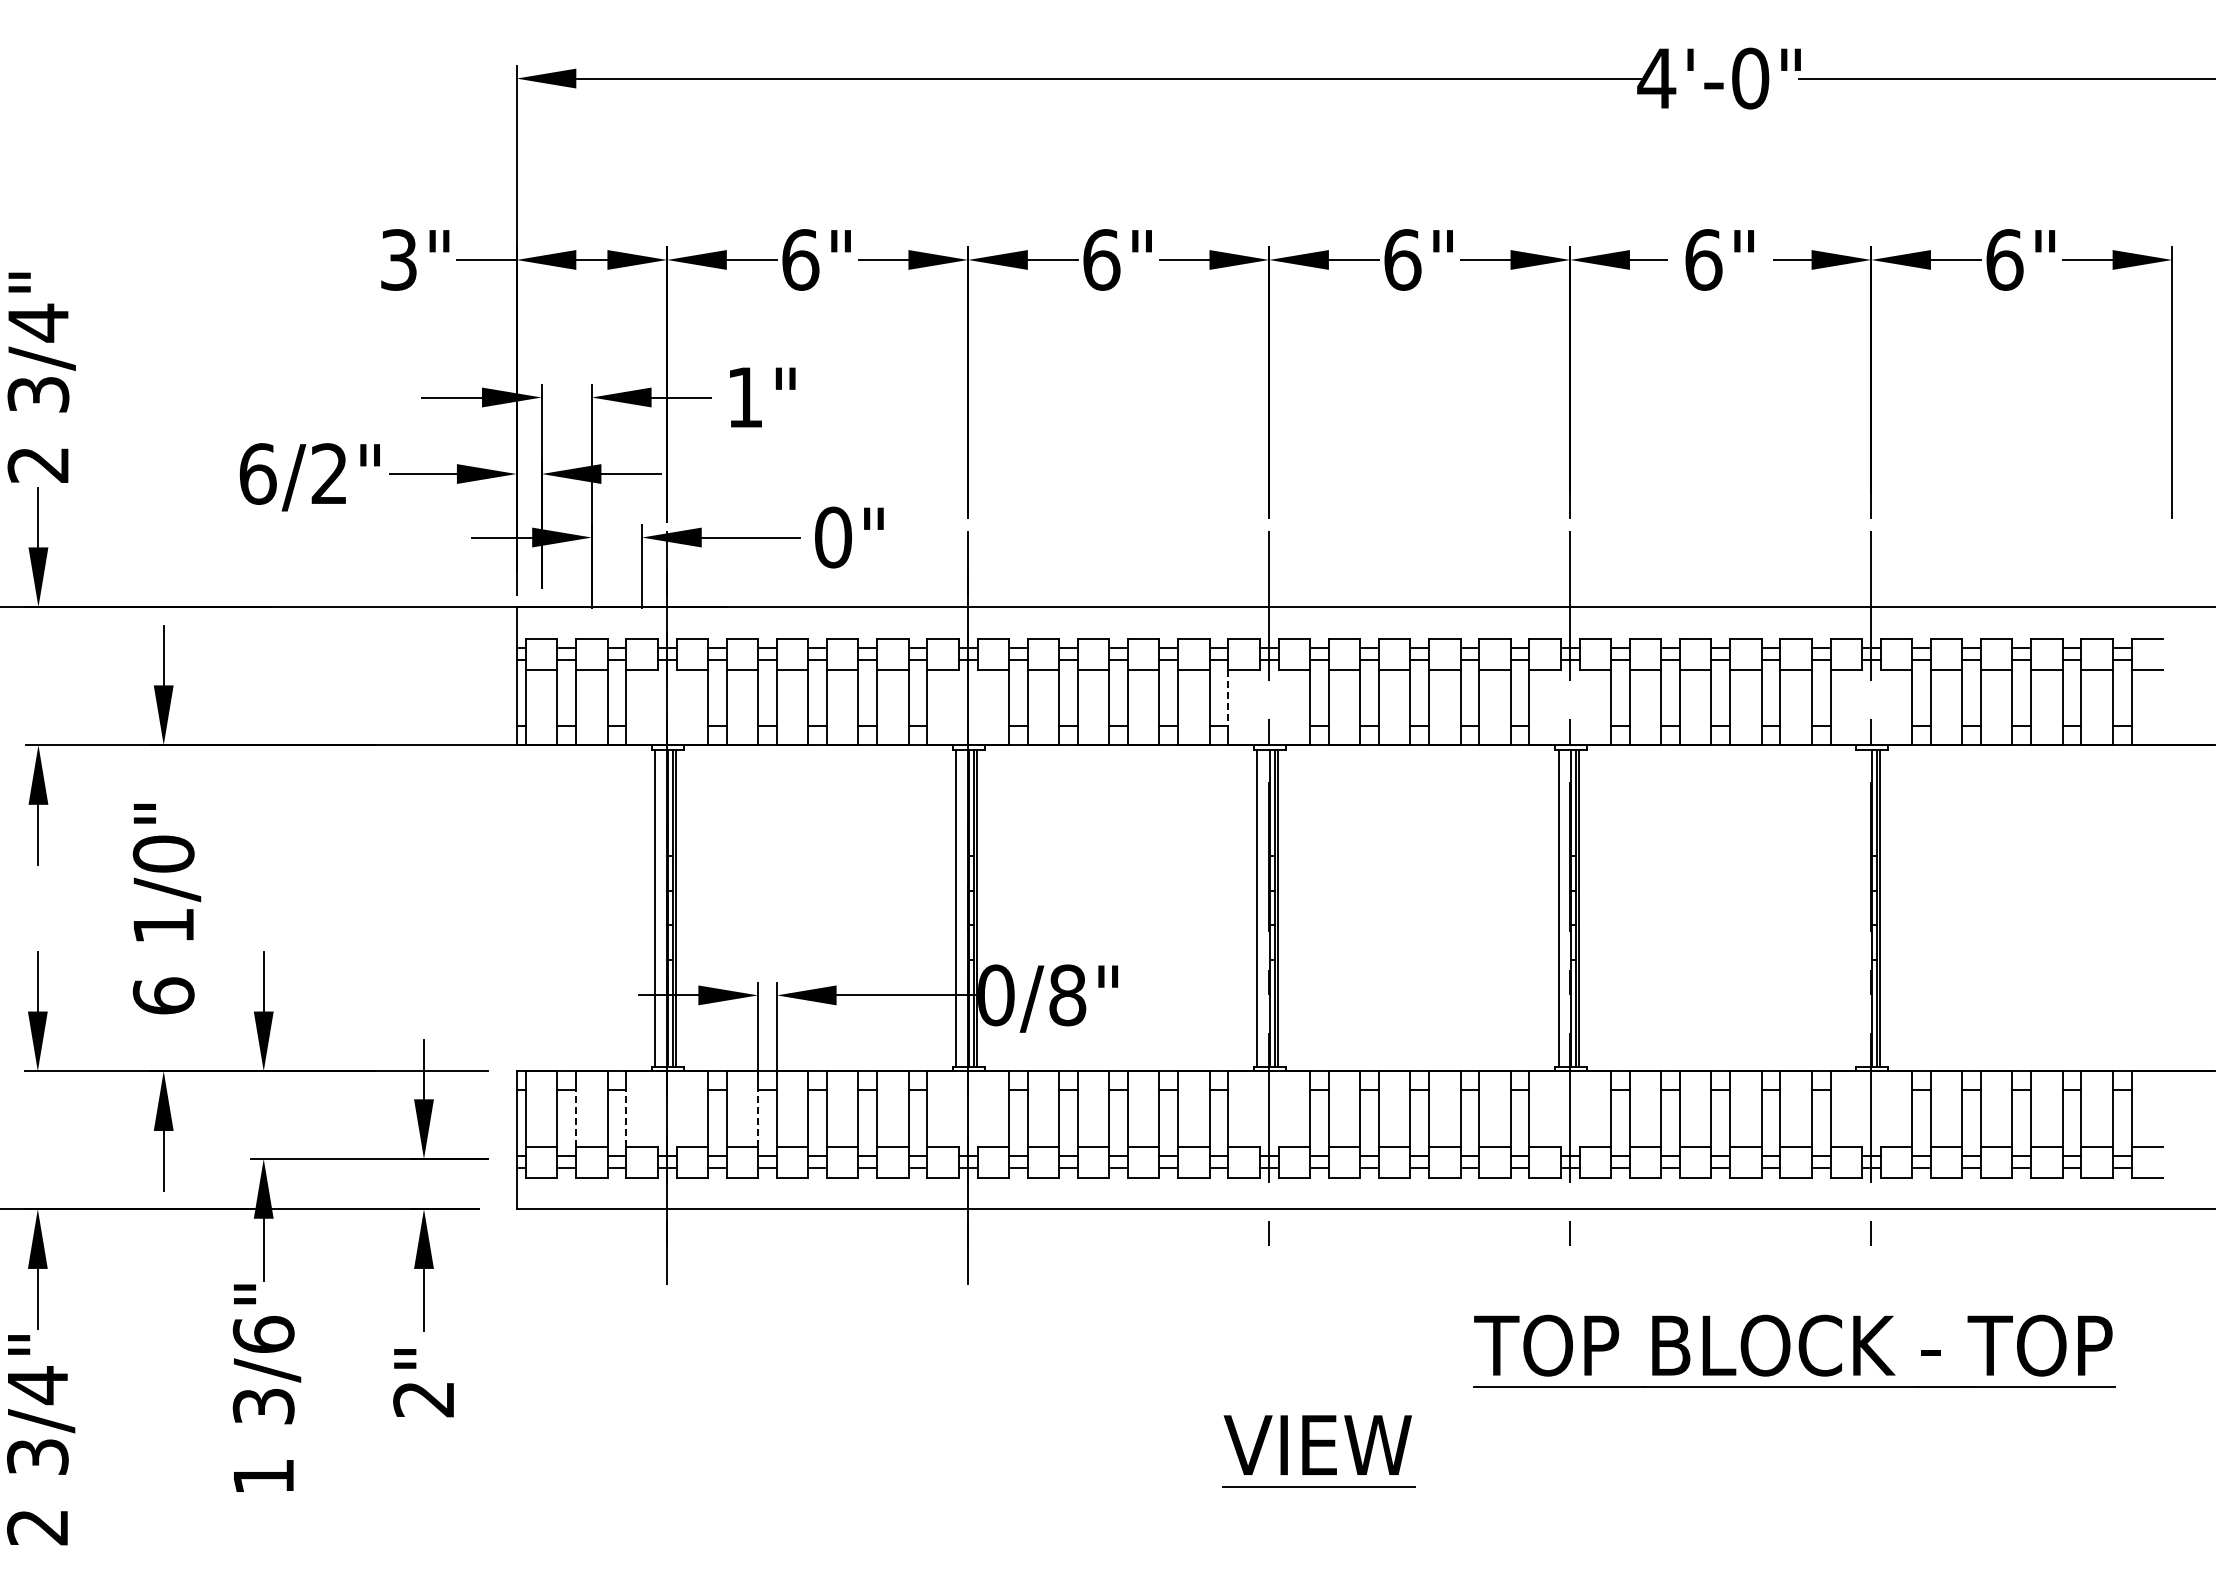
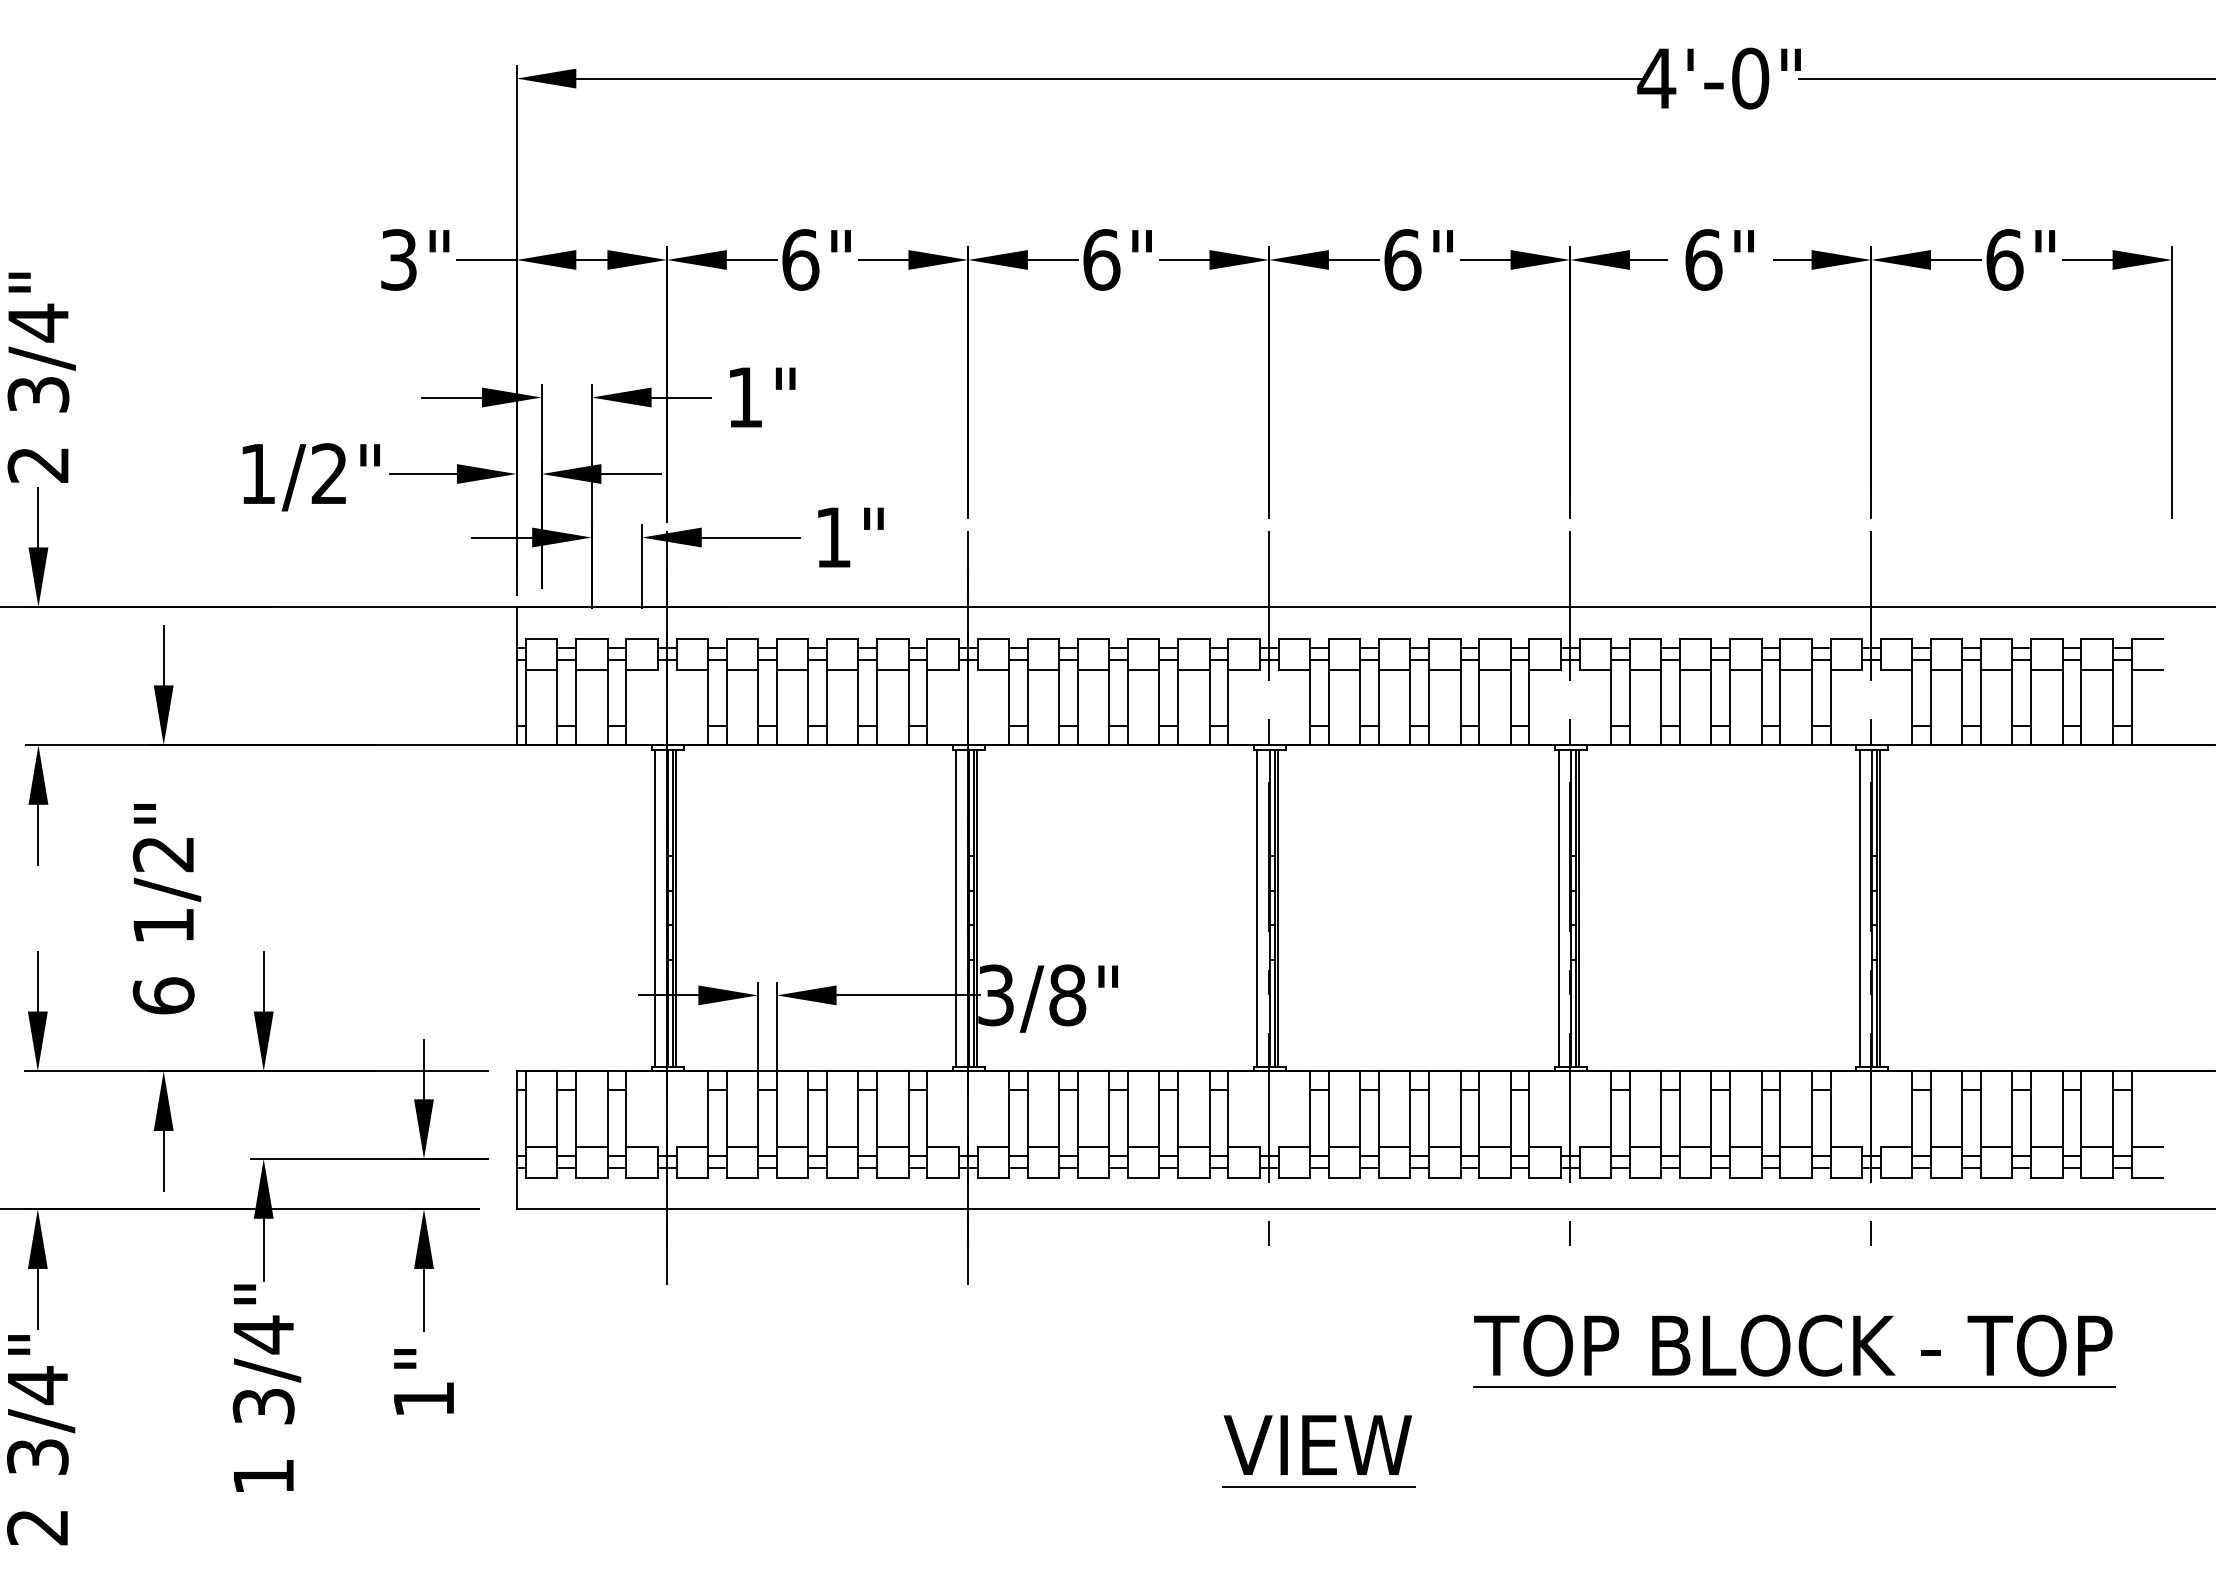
text: 6/2" -> 1/2" (257, 473)
text: 0" -> 1" (833, 537)
line: dashed -> solid (1228, 698)
text: 1/0" -> 1/2" (163, 853)
line: none -> present (1859, 907)
text: 0/8" -> 3/8" (996, 995)
line: dashed -> solid (576, 1117)
line: dashed -> solid (626, 1117)
line: dashed -> solid (758, 1117)
text: 3/6" -> 3/4" (263, 1334)
text: 2" -> 1" (423, 1399)
